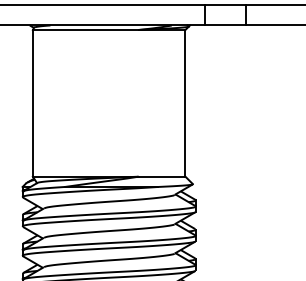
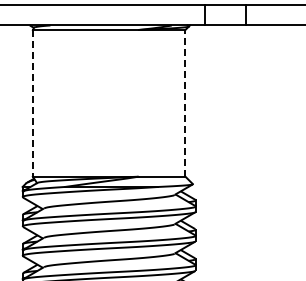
line: solid -> dashed (185, 102)
line: solid -> dashed (32, 103)
